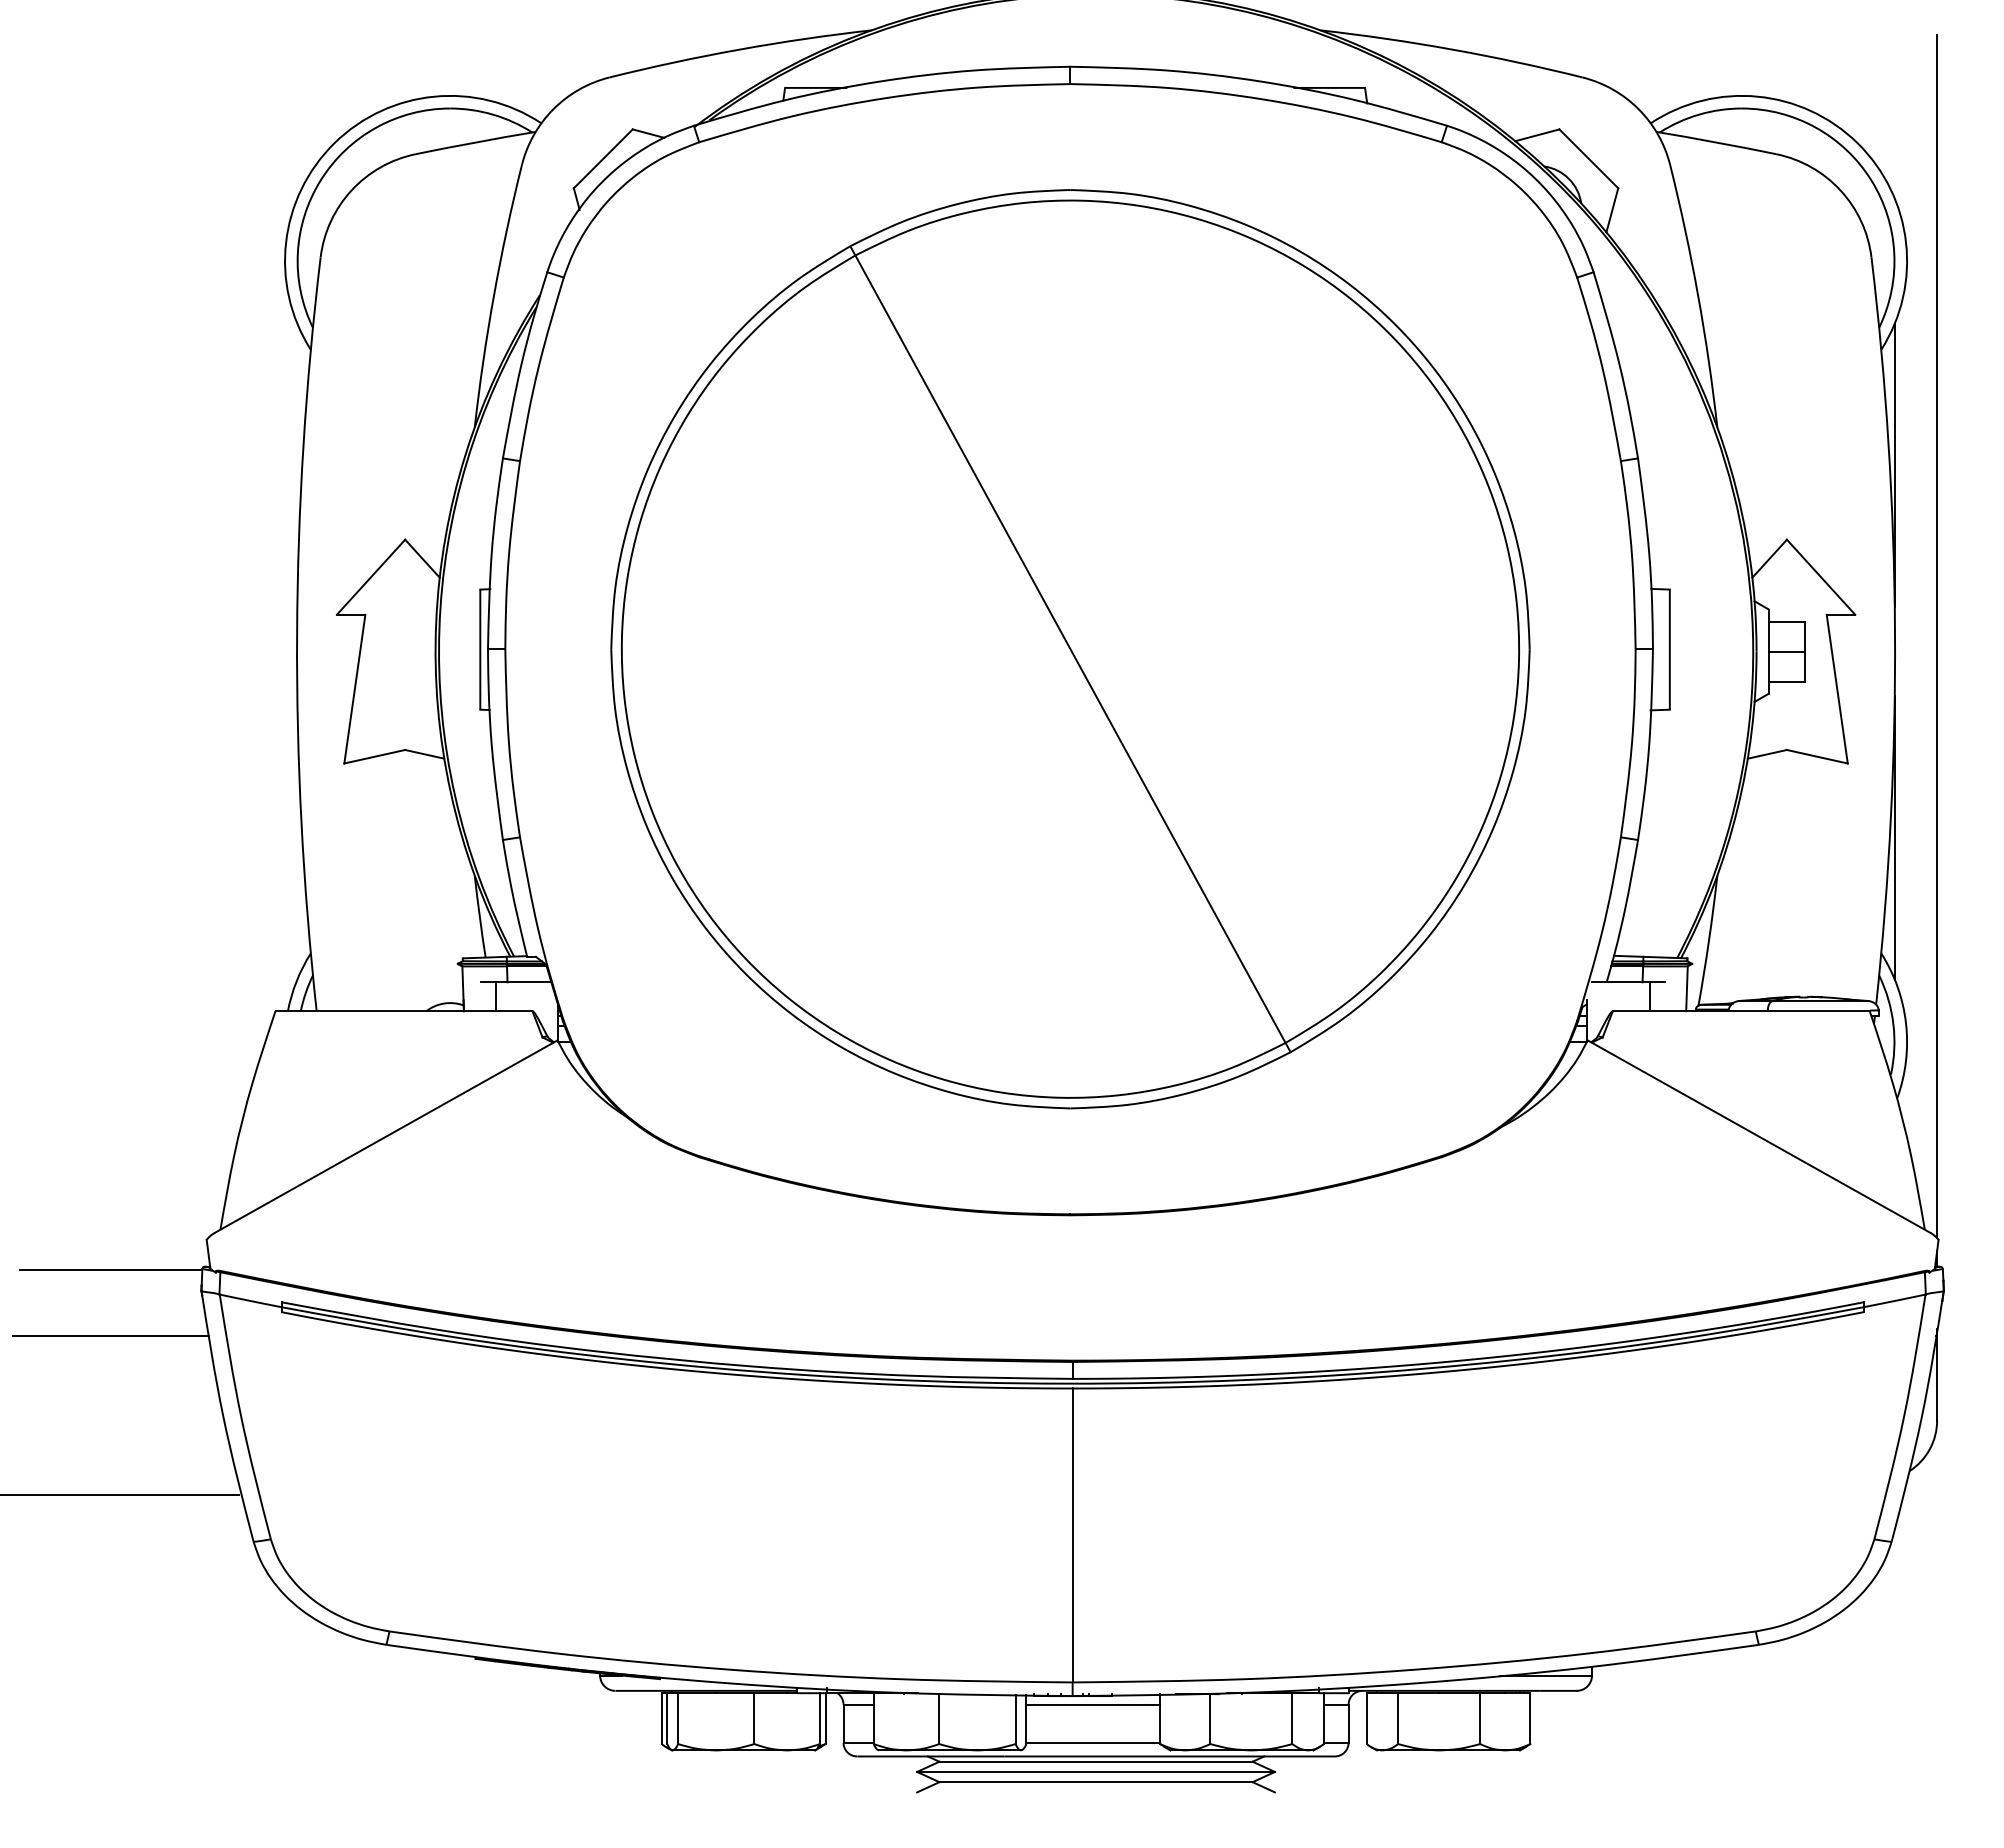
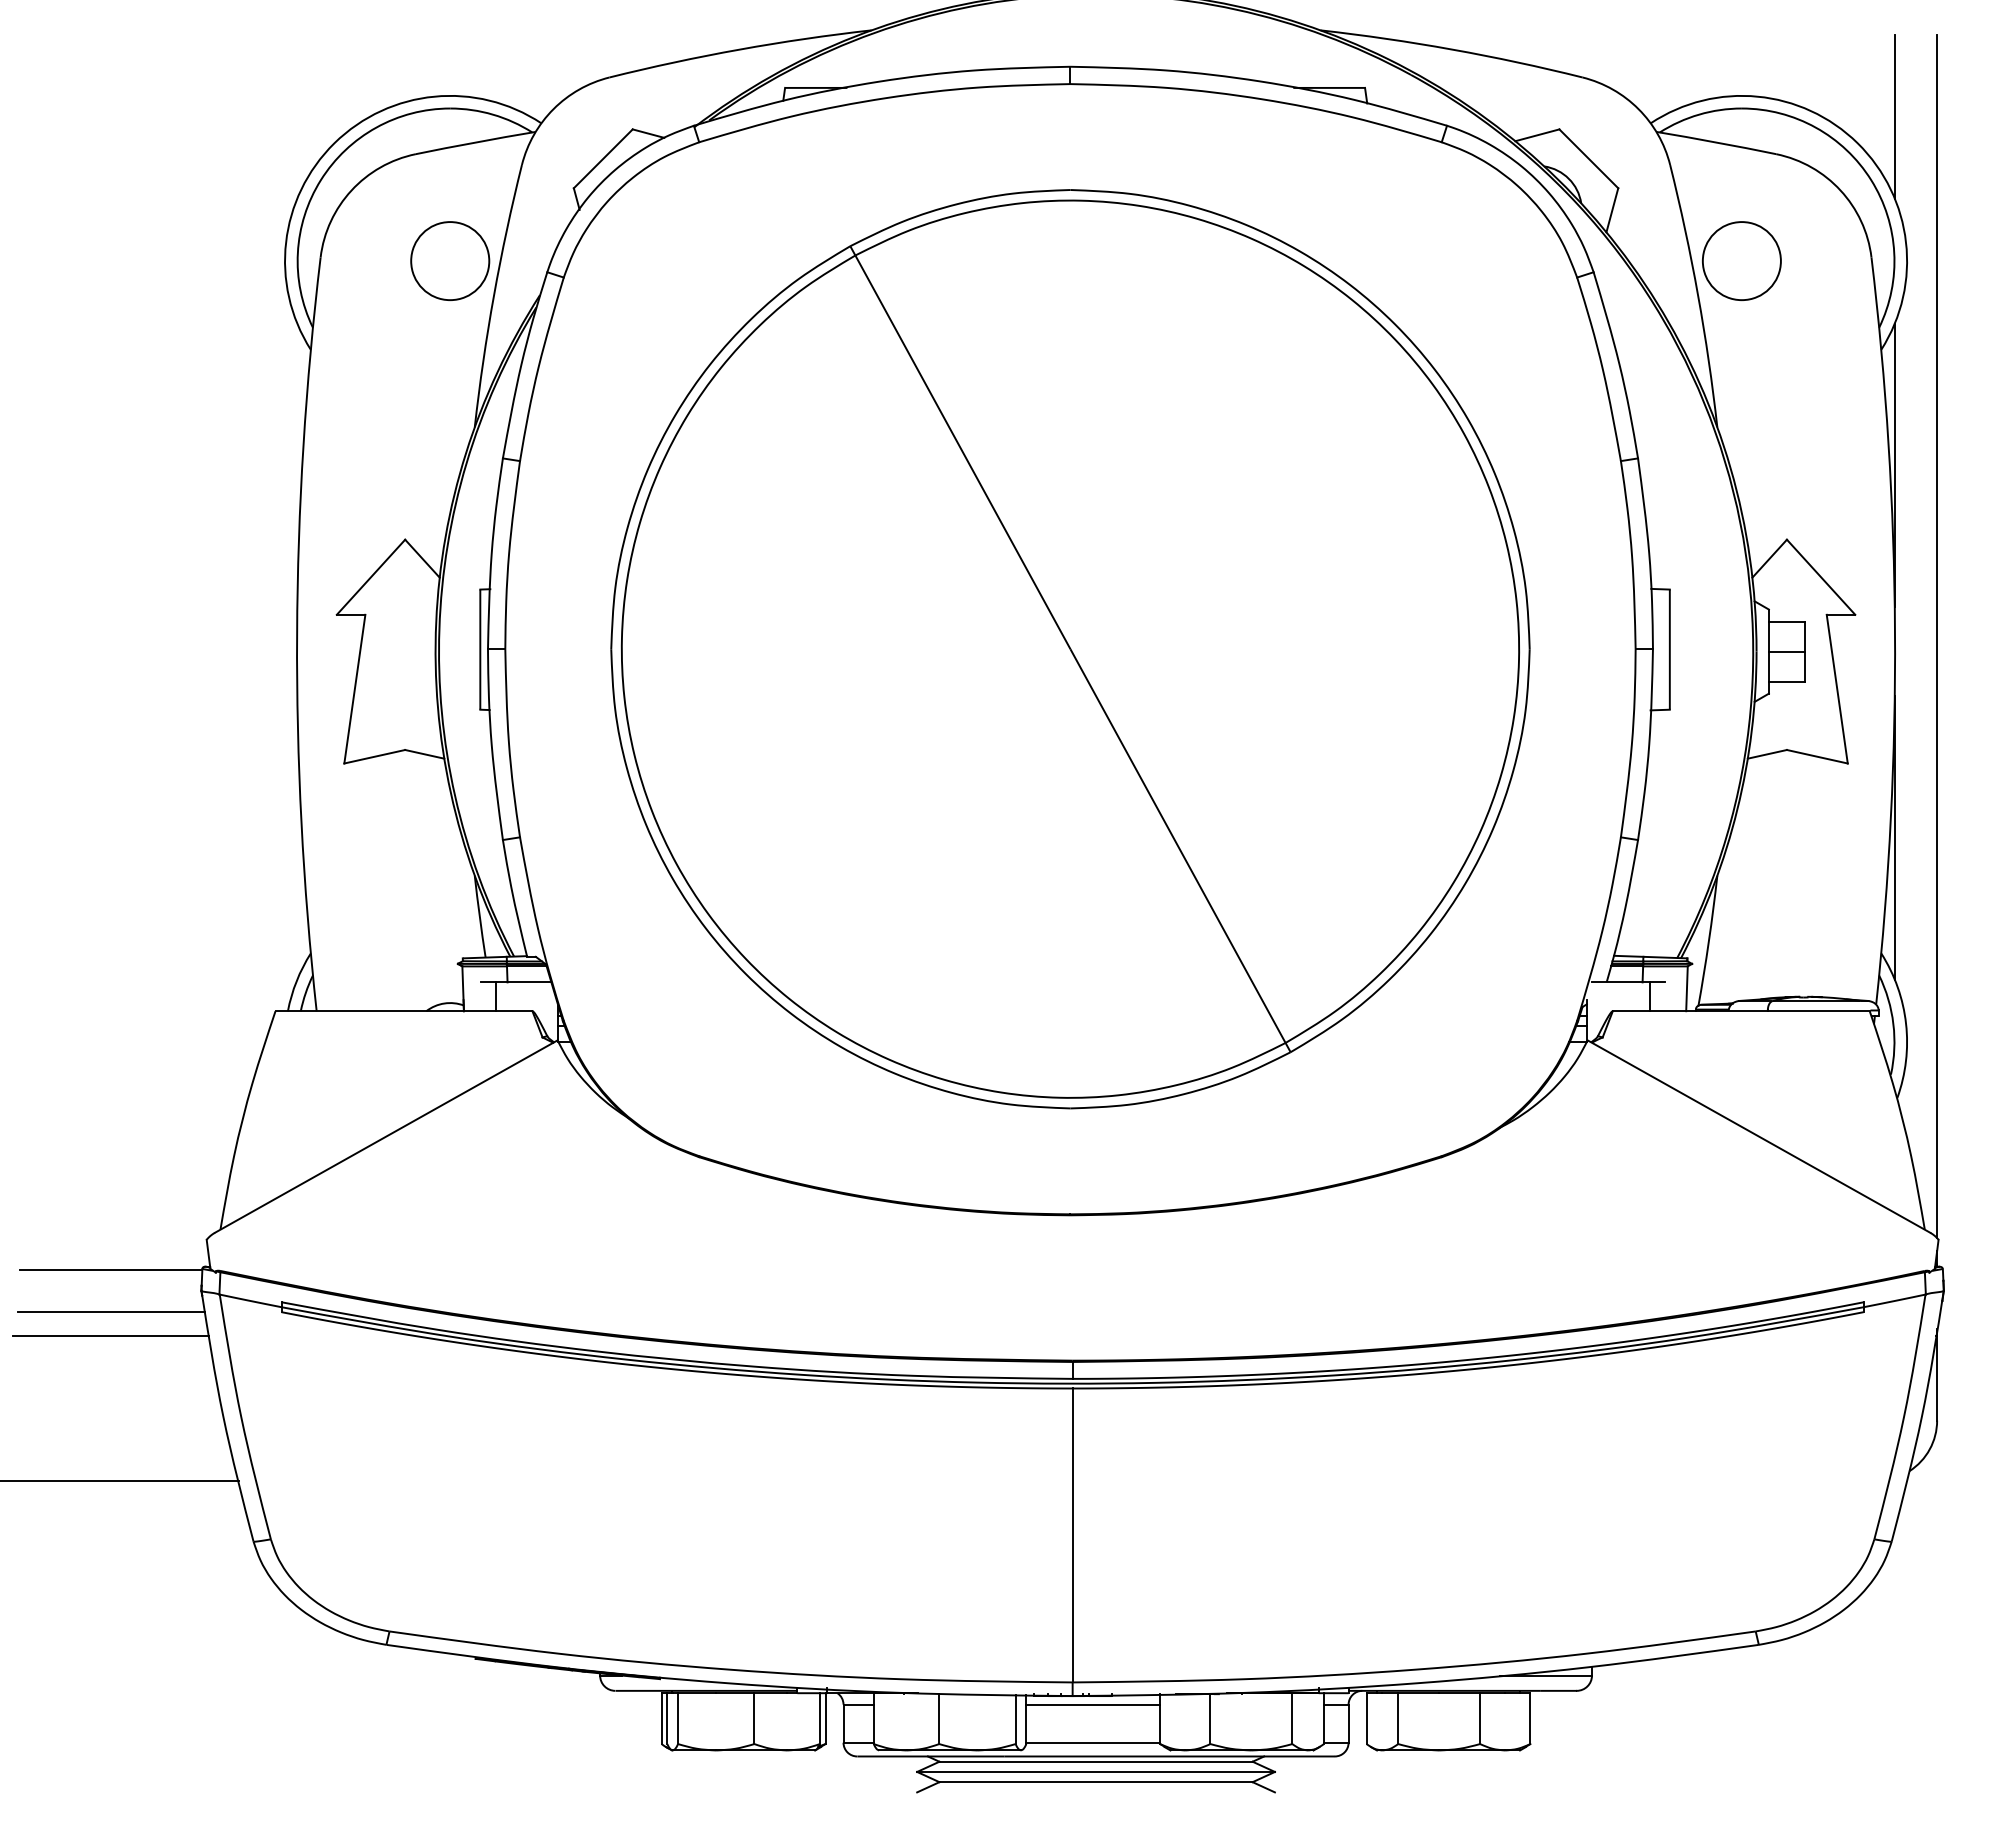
line: none -> present (1894, 116)
circle: none -> present (450, 260)
circle: none -> present (1741, 260)
line: none -> present (111, 1312)
line position: (120, 1494) -> (120, 1480) (120, 1480)
